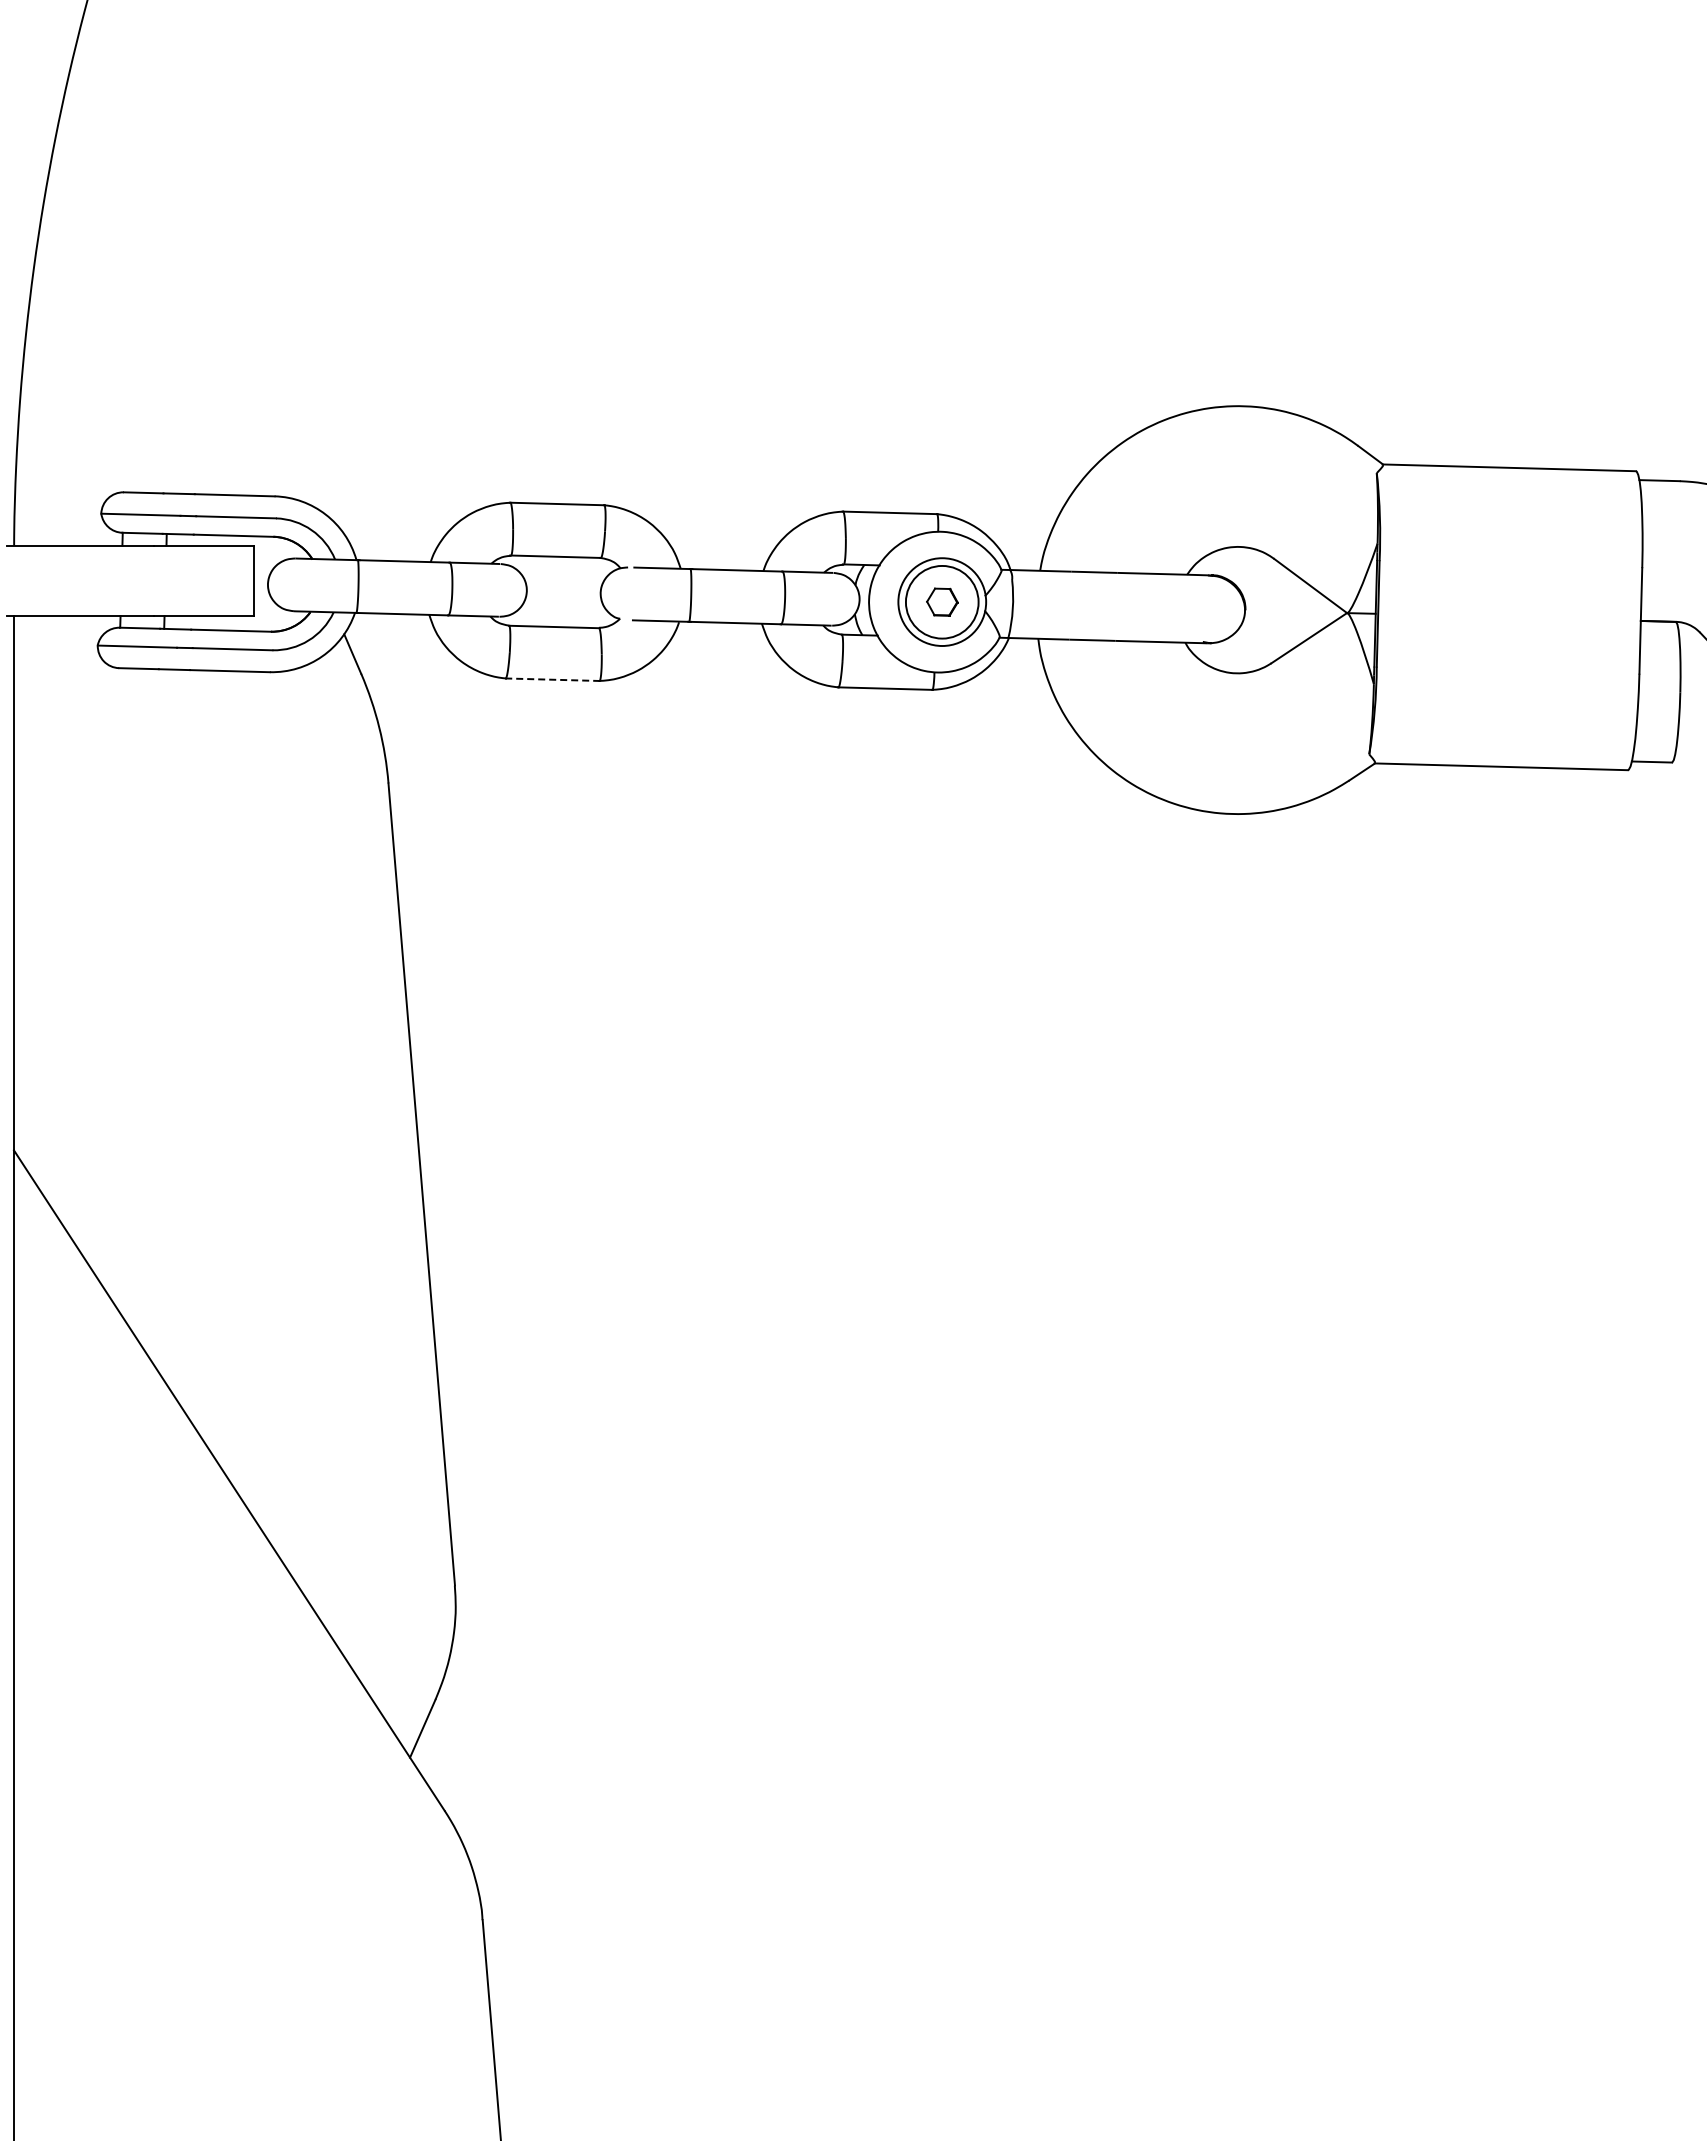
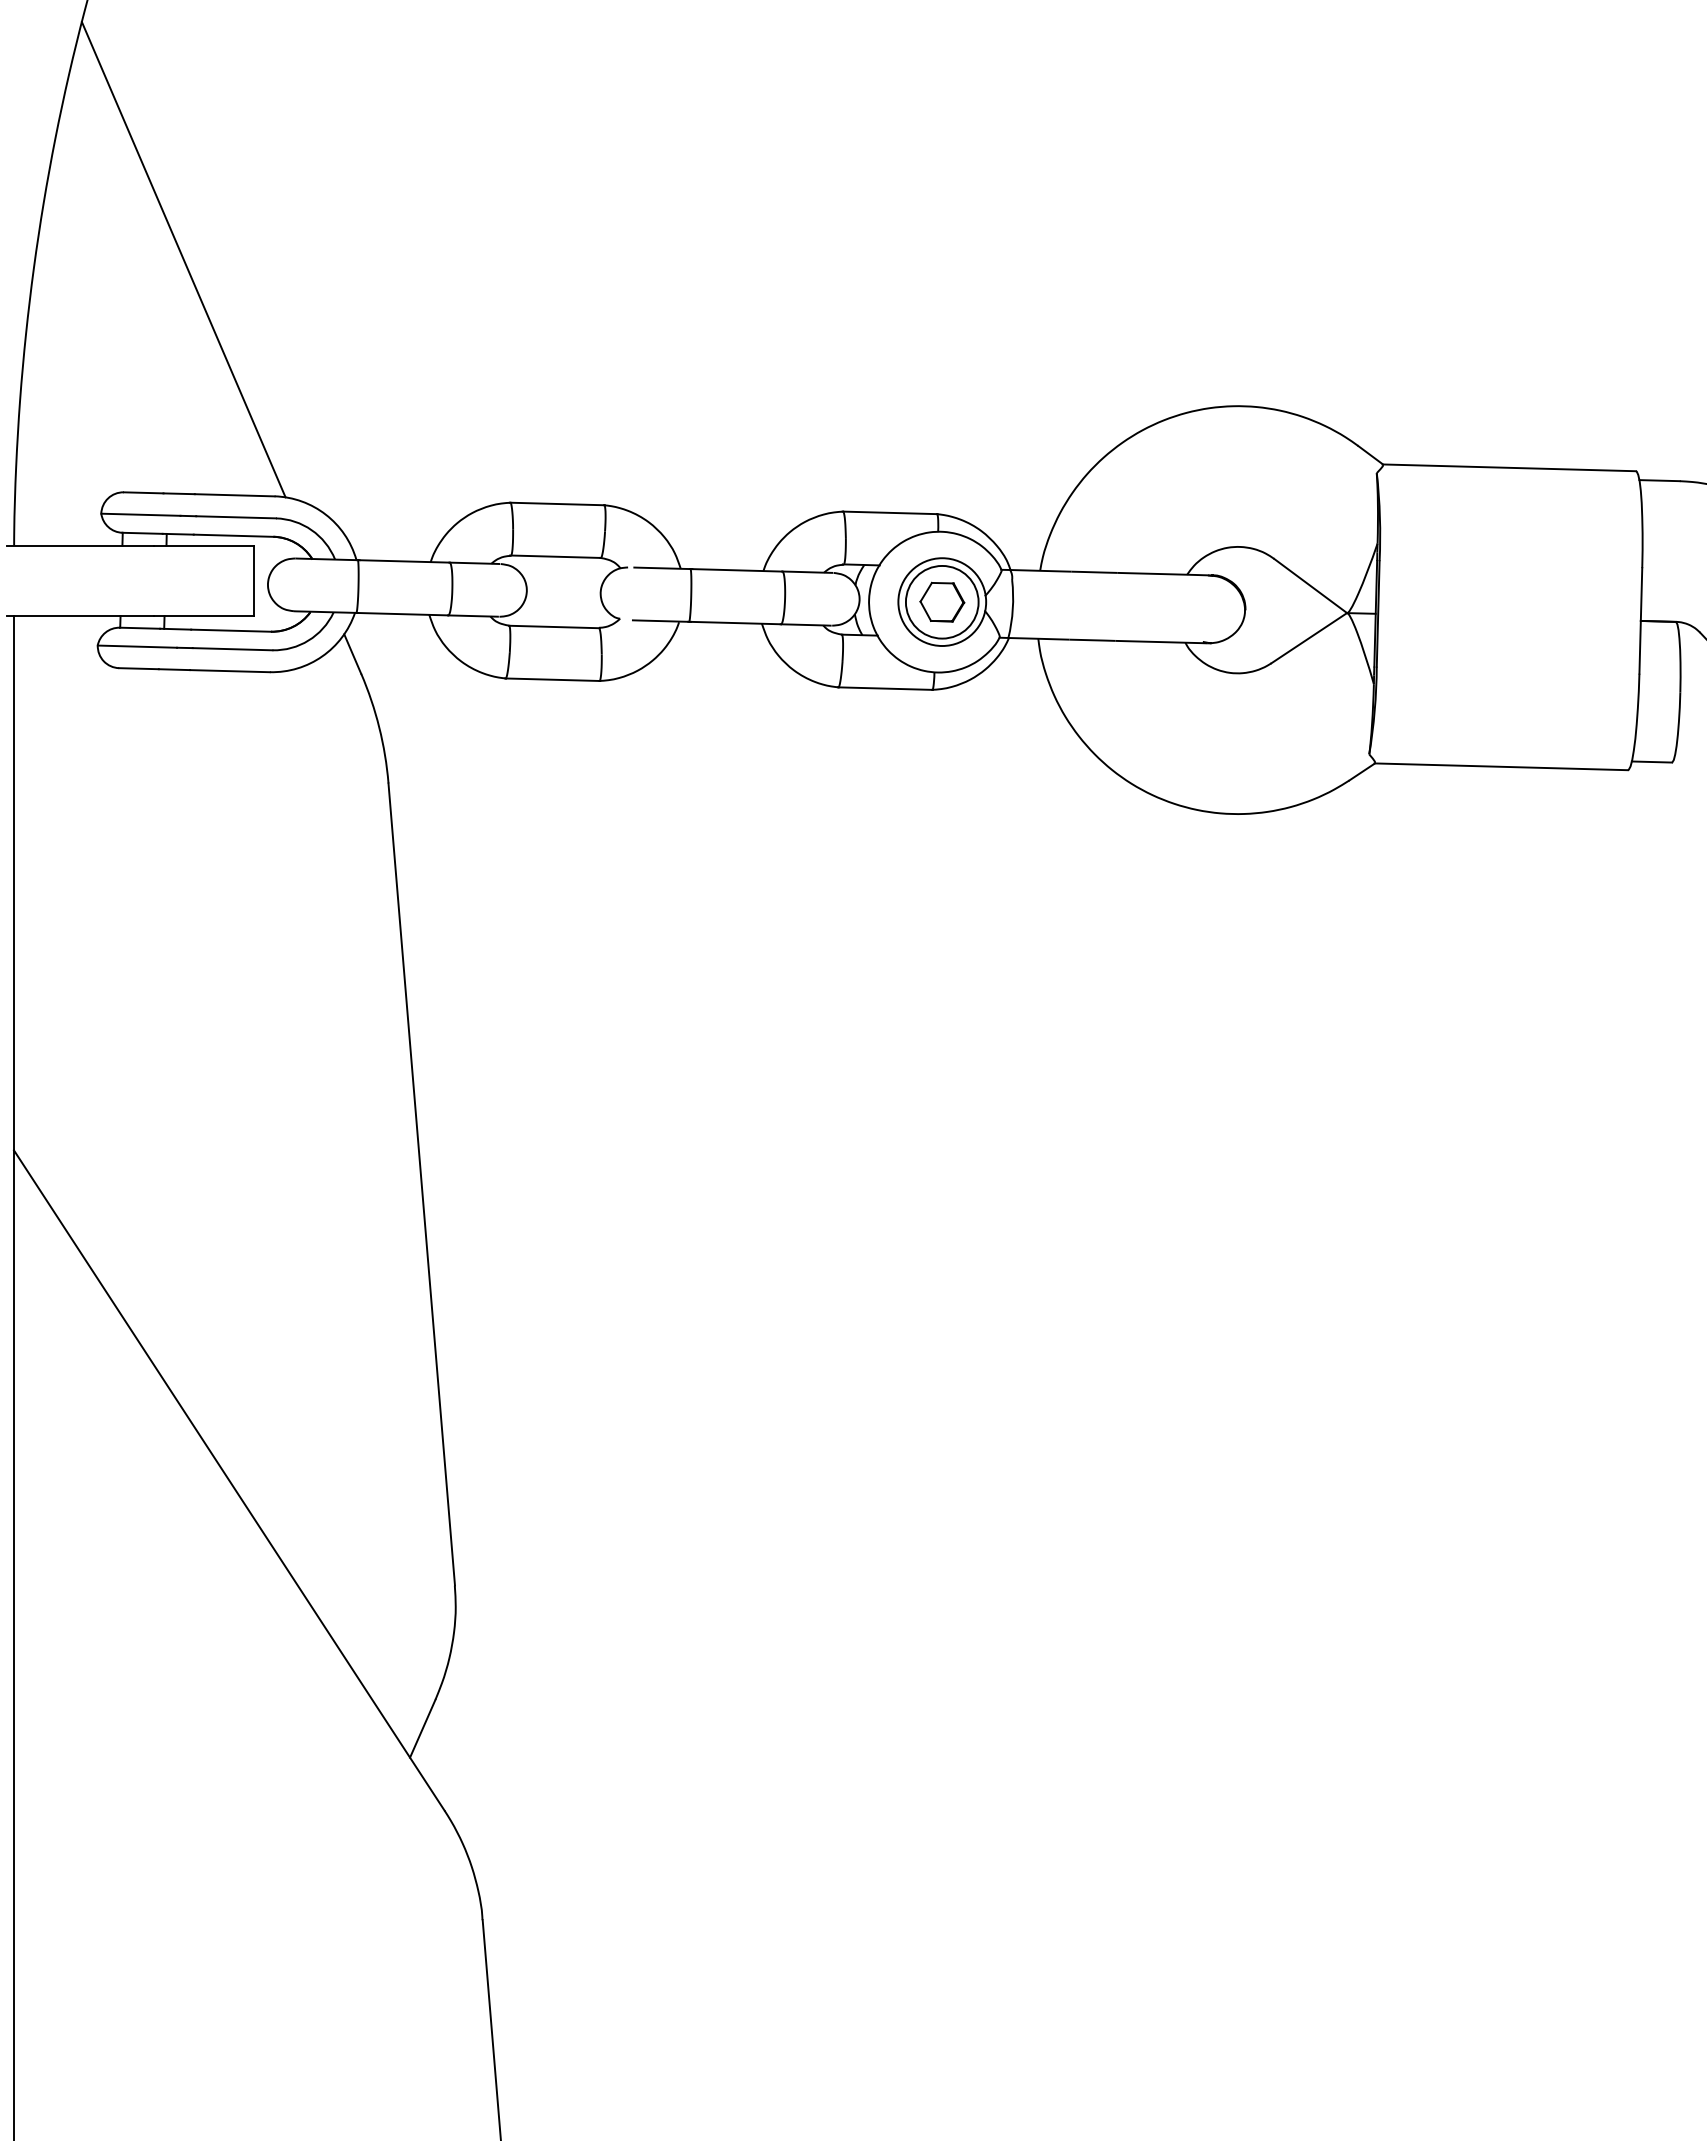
line: none -> present (183, 259)
part size: 33x30 px -> 47x42 px (942, 601)
line: dashed -> solid (552, 679)
